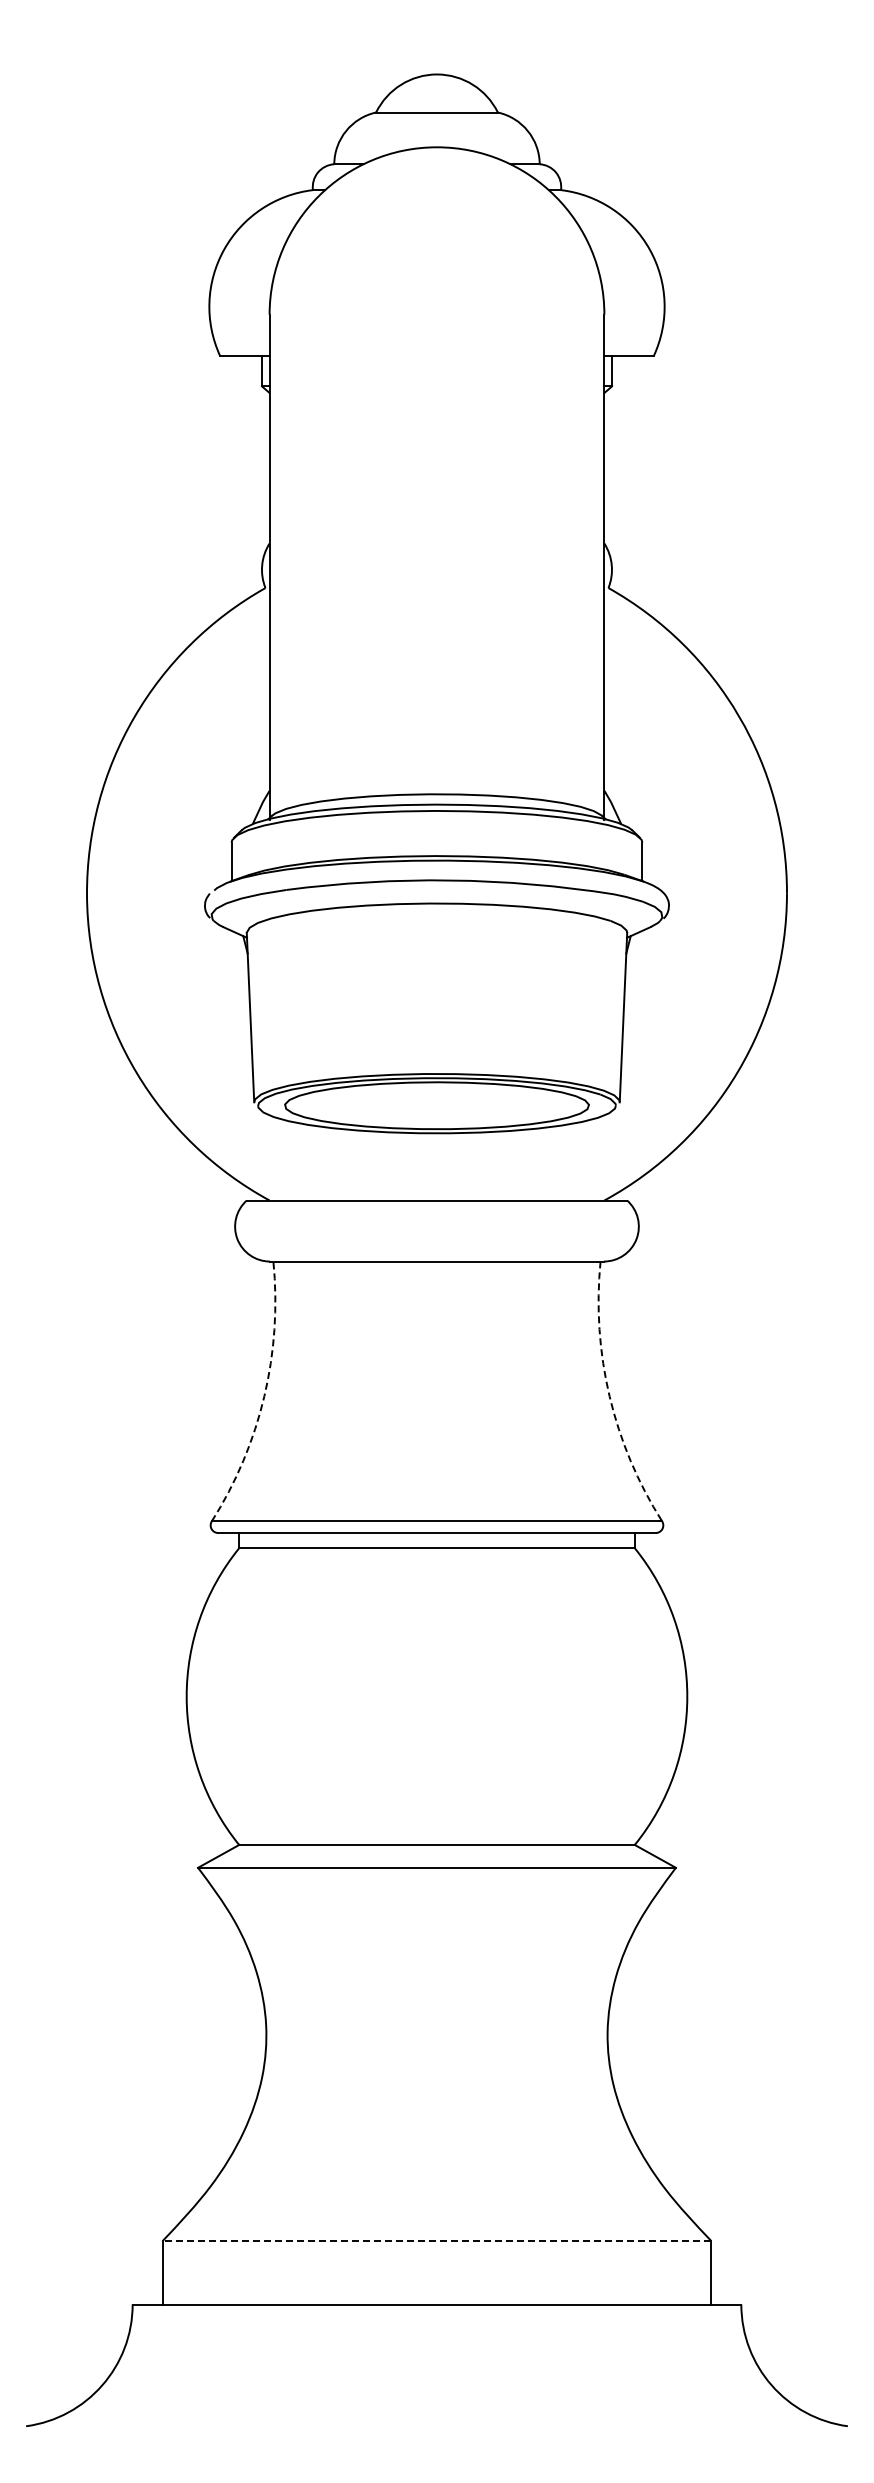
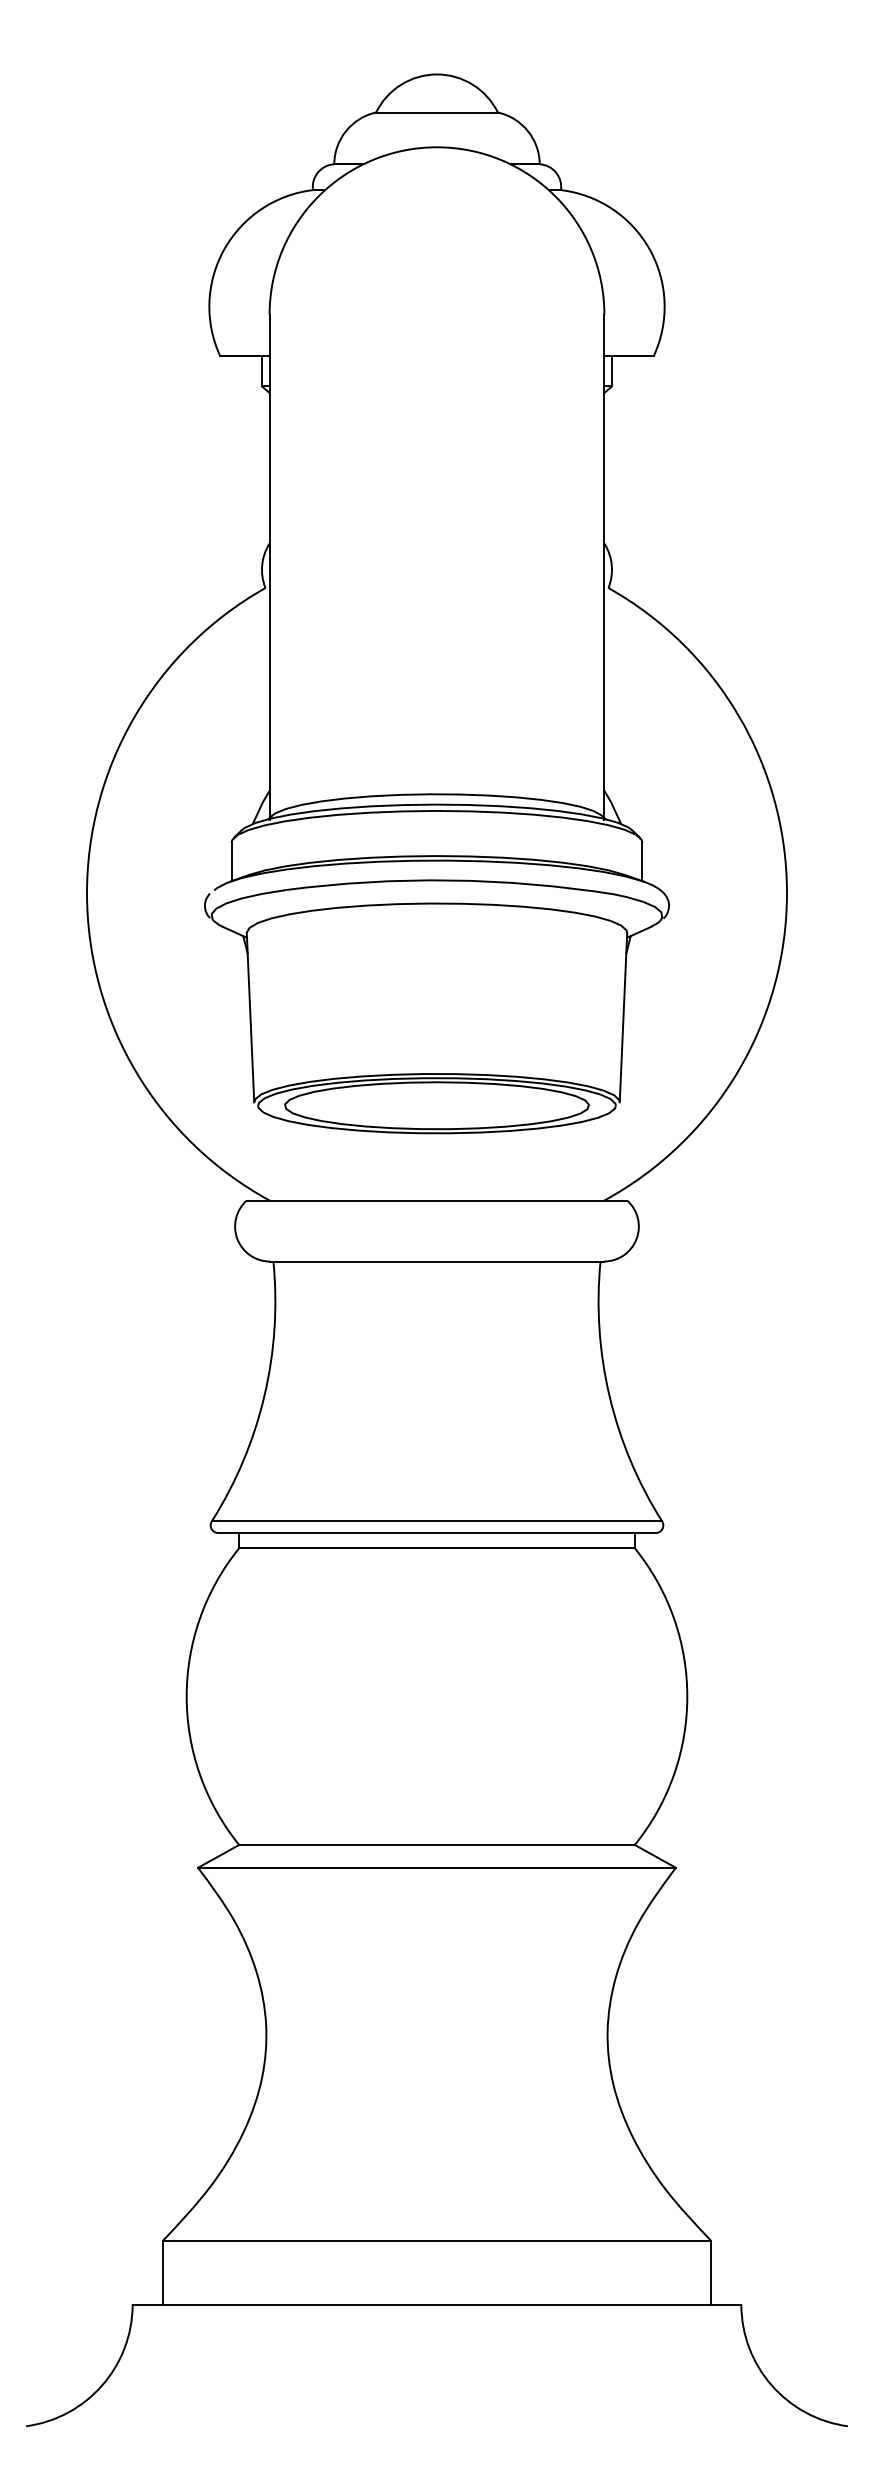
arc: dashed -> solid (264, 1396)
arc: dashed -> solid (609, 1396)
line: dashed -> solid (437, 2240)
